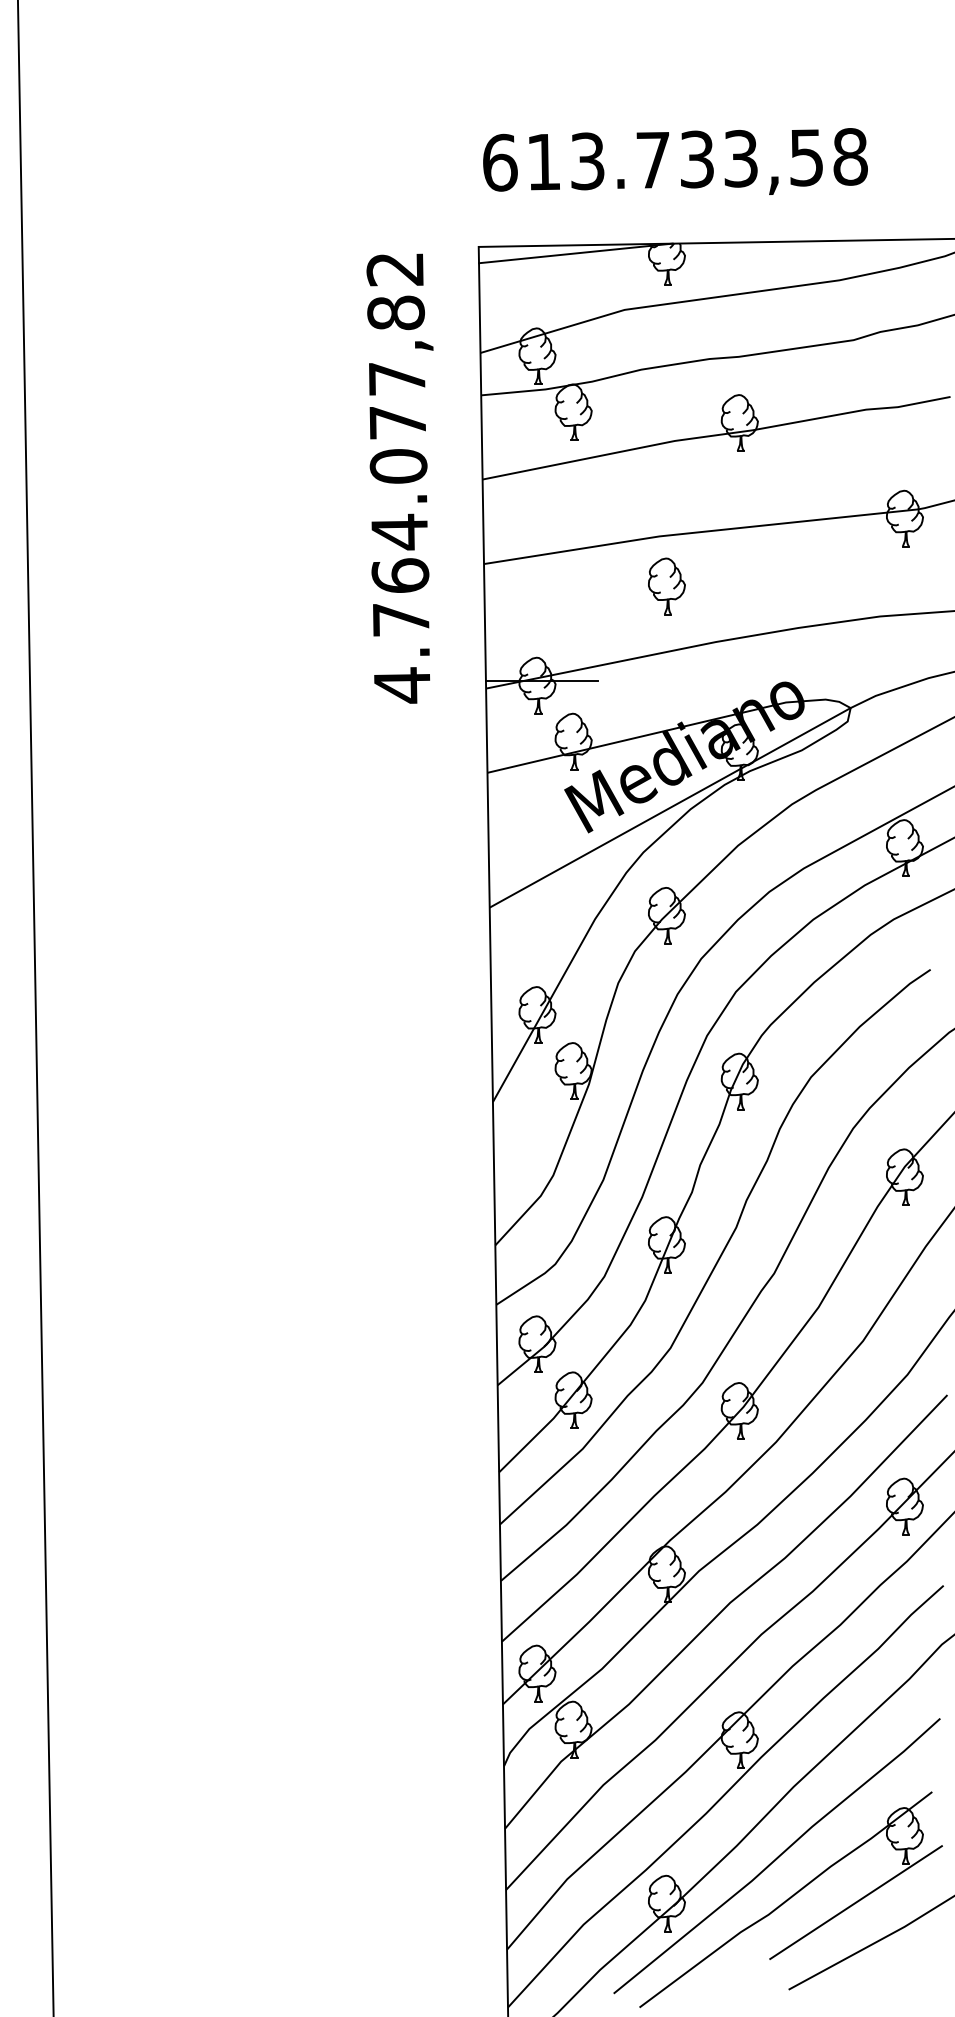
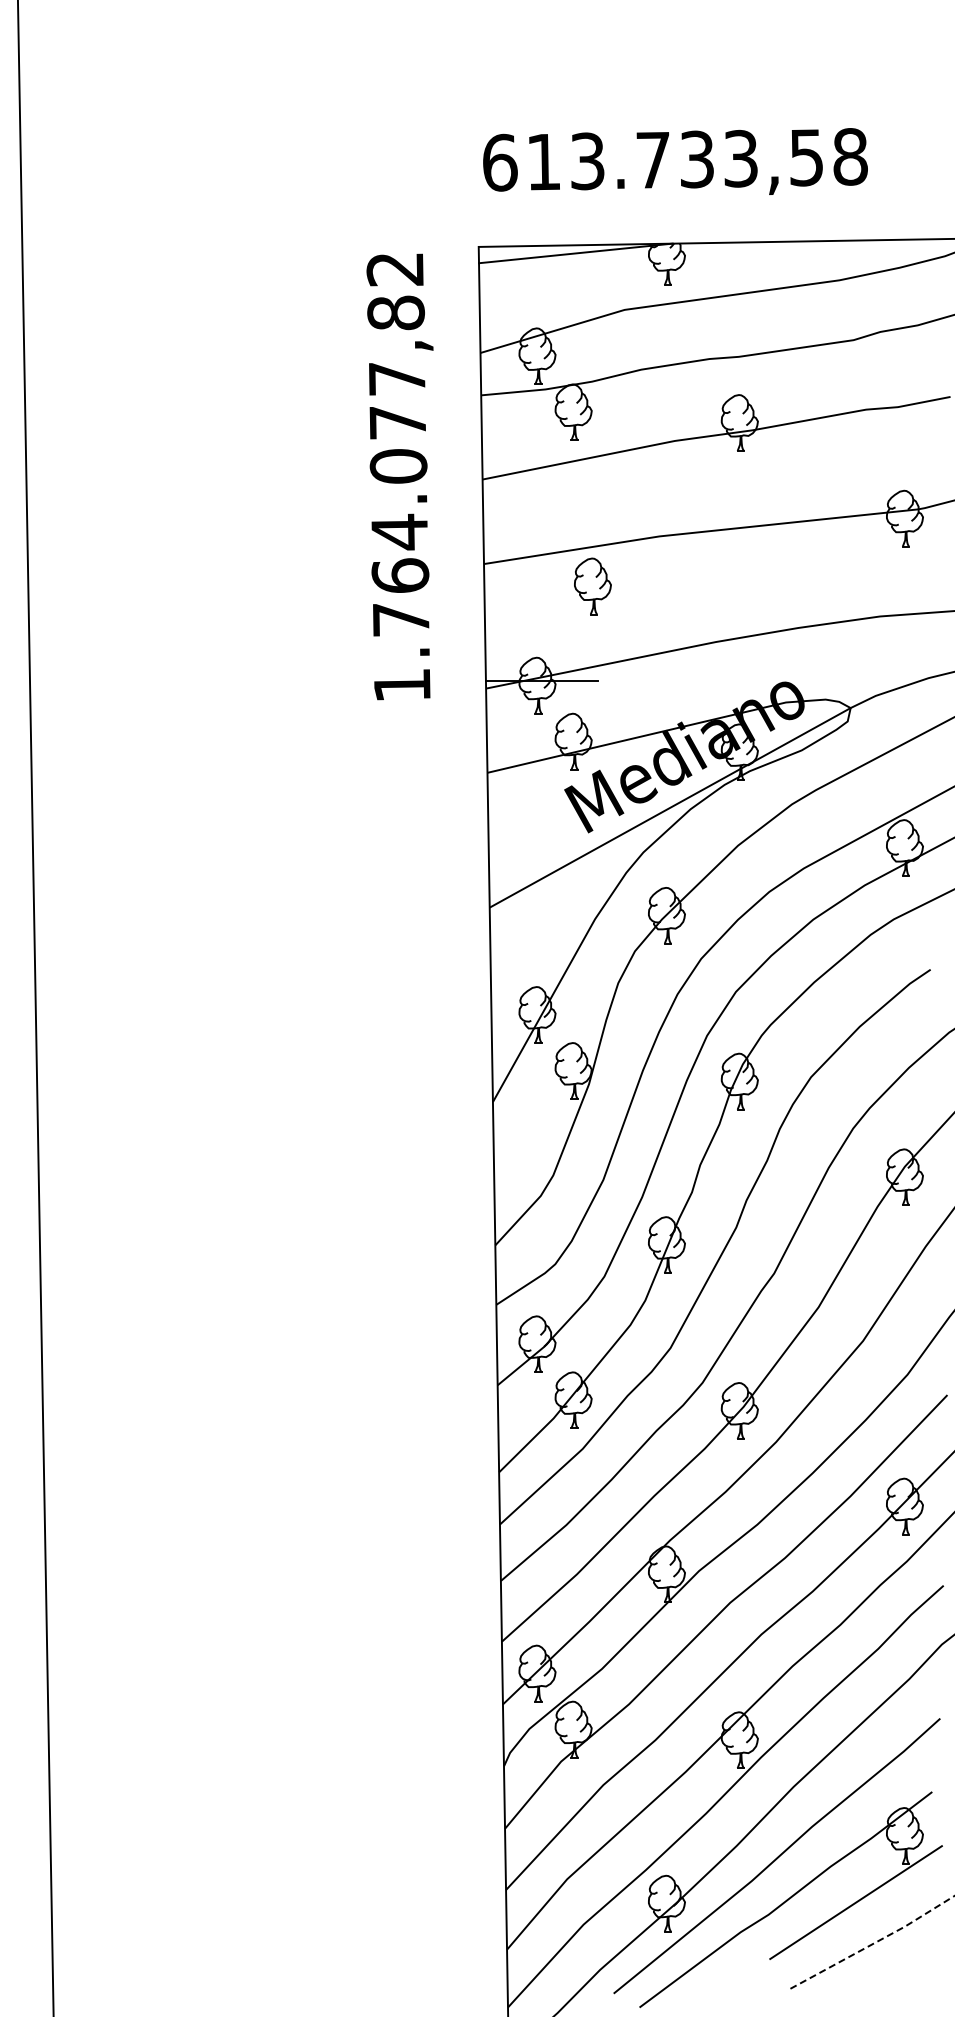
part position: (666, 586) -> (592, 586) (592, 586)
text: 4.764.077,82 -> 1.764.077,82 (402, 685)
line: solid -> dashed (872, 1944)
